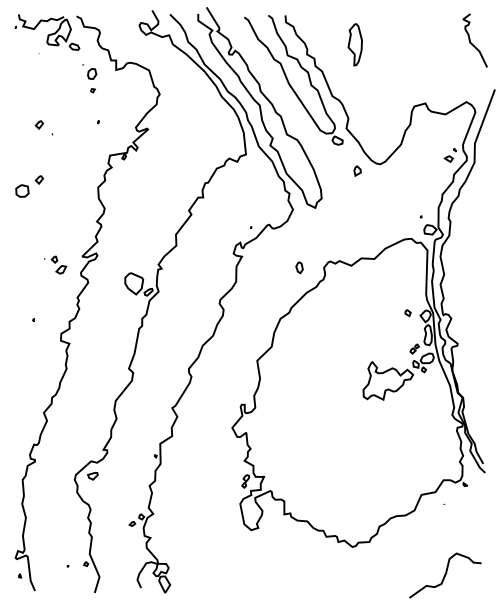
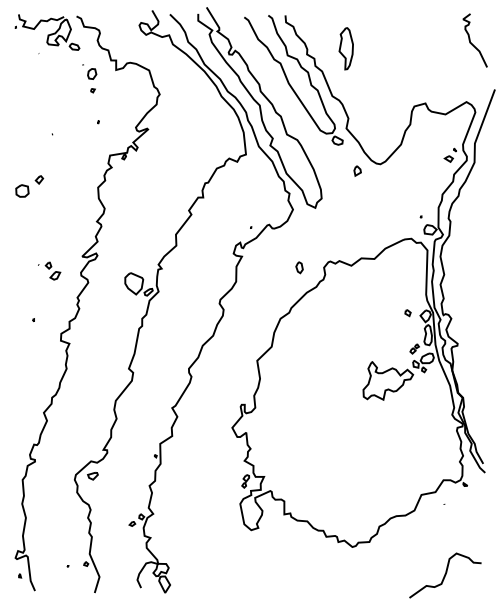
part position: (354, 44) -> (345, 48) (345, 48)
part: present -> none (39, 124)
part position: (55, 264) -> (49, 270) (49, 270)
